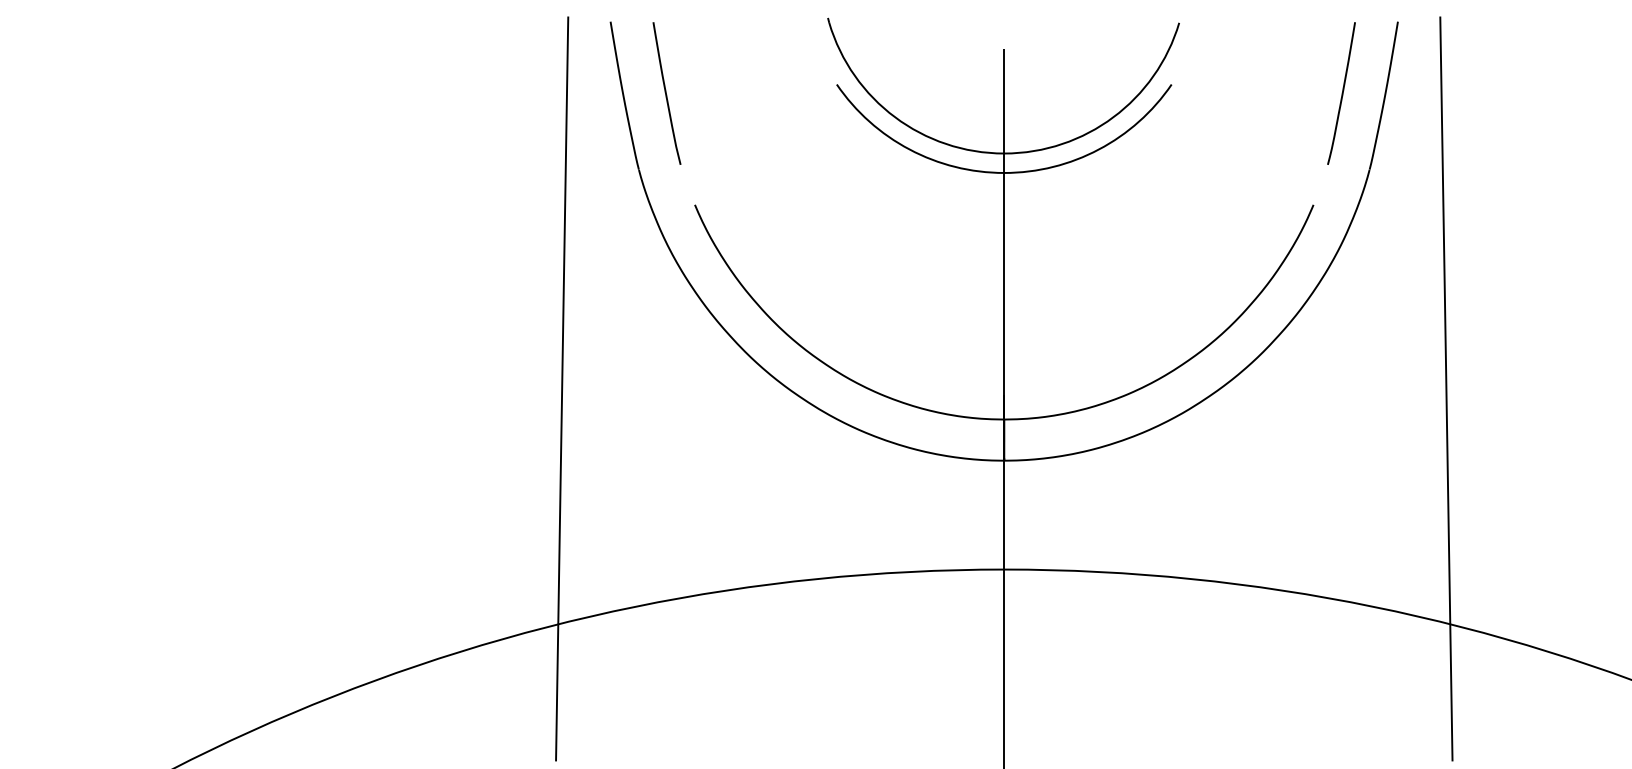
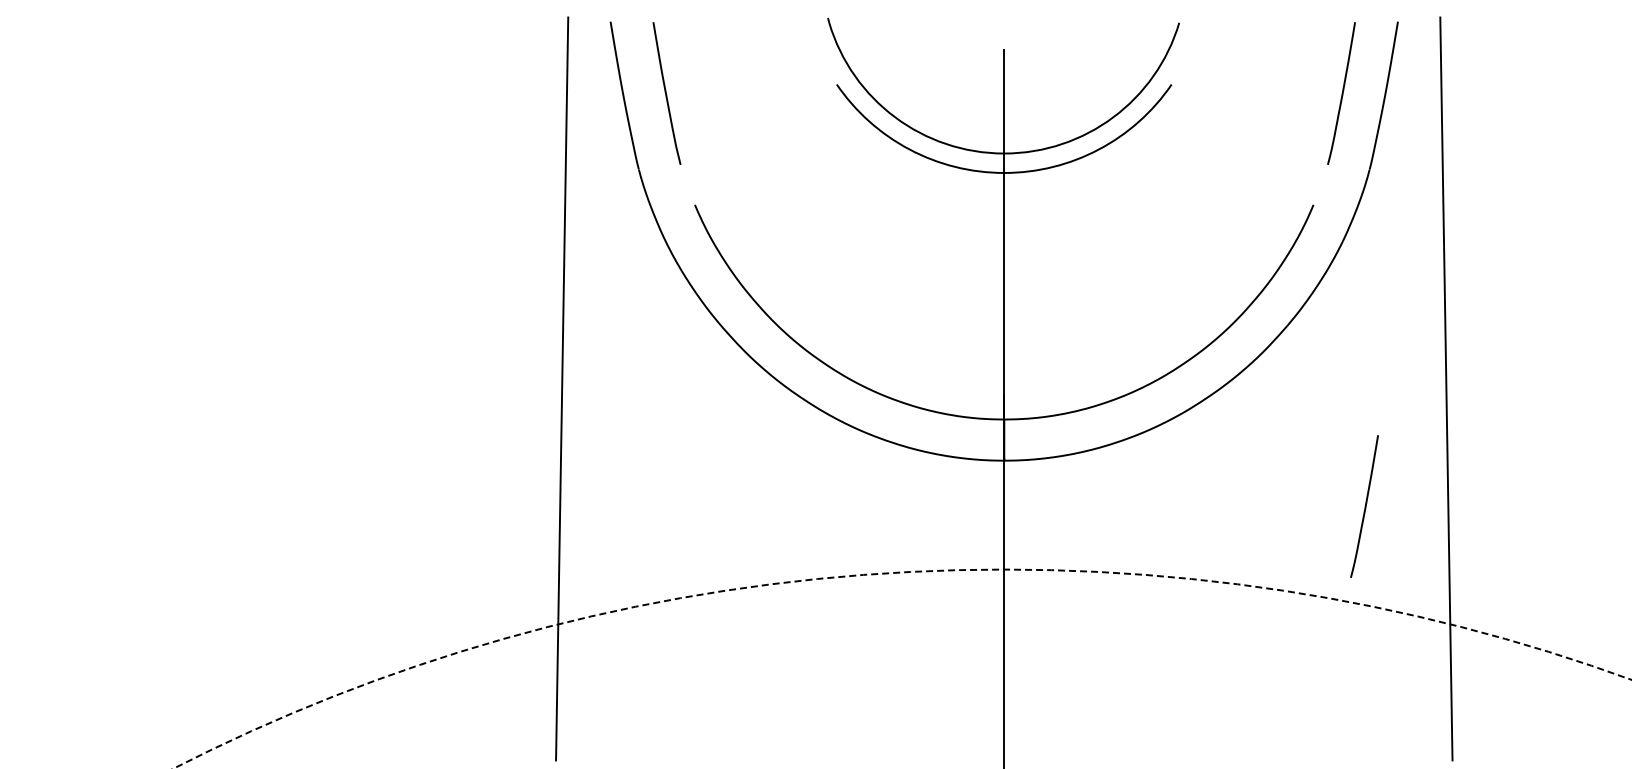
curve: none -> present (1364, 506)
circle: solid -> dashed (901, 668)
